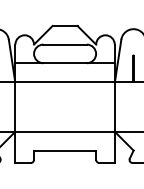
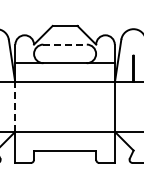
line: solid -> dashed (65, 44)
line: solid -> dashed (15, 106)
